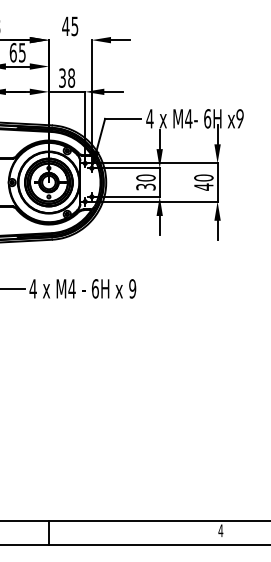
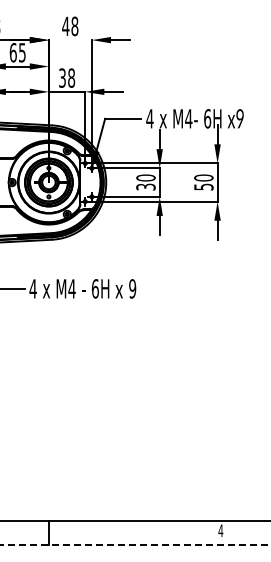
text: 45 -> 48 (74, 26)
text: 40 -> 50 (203, 186)
line: solid -> dashed (135, 545)
